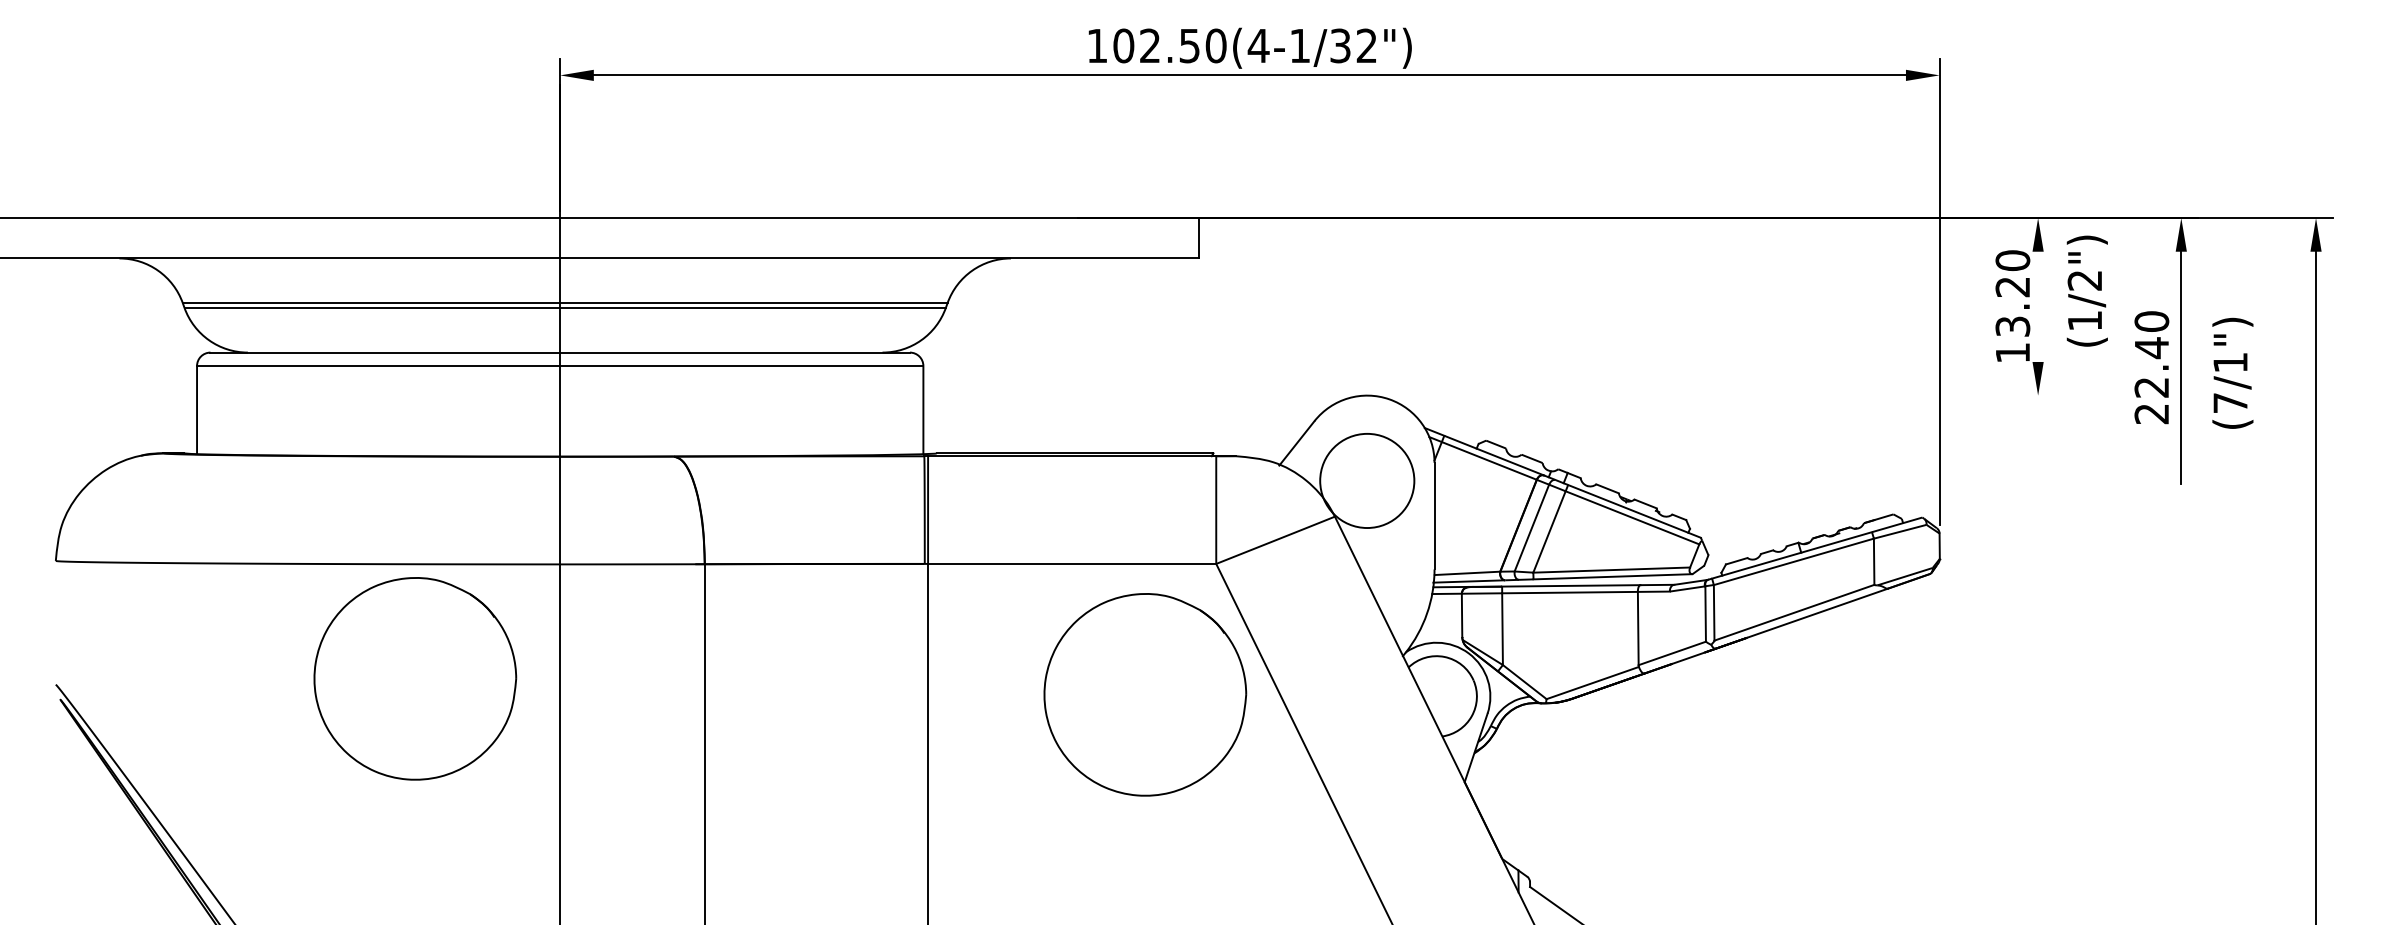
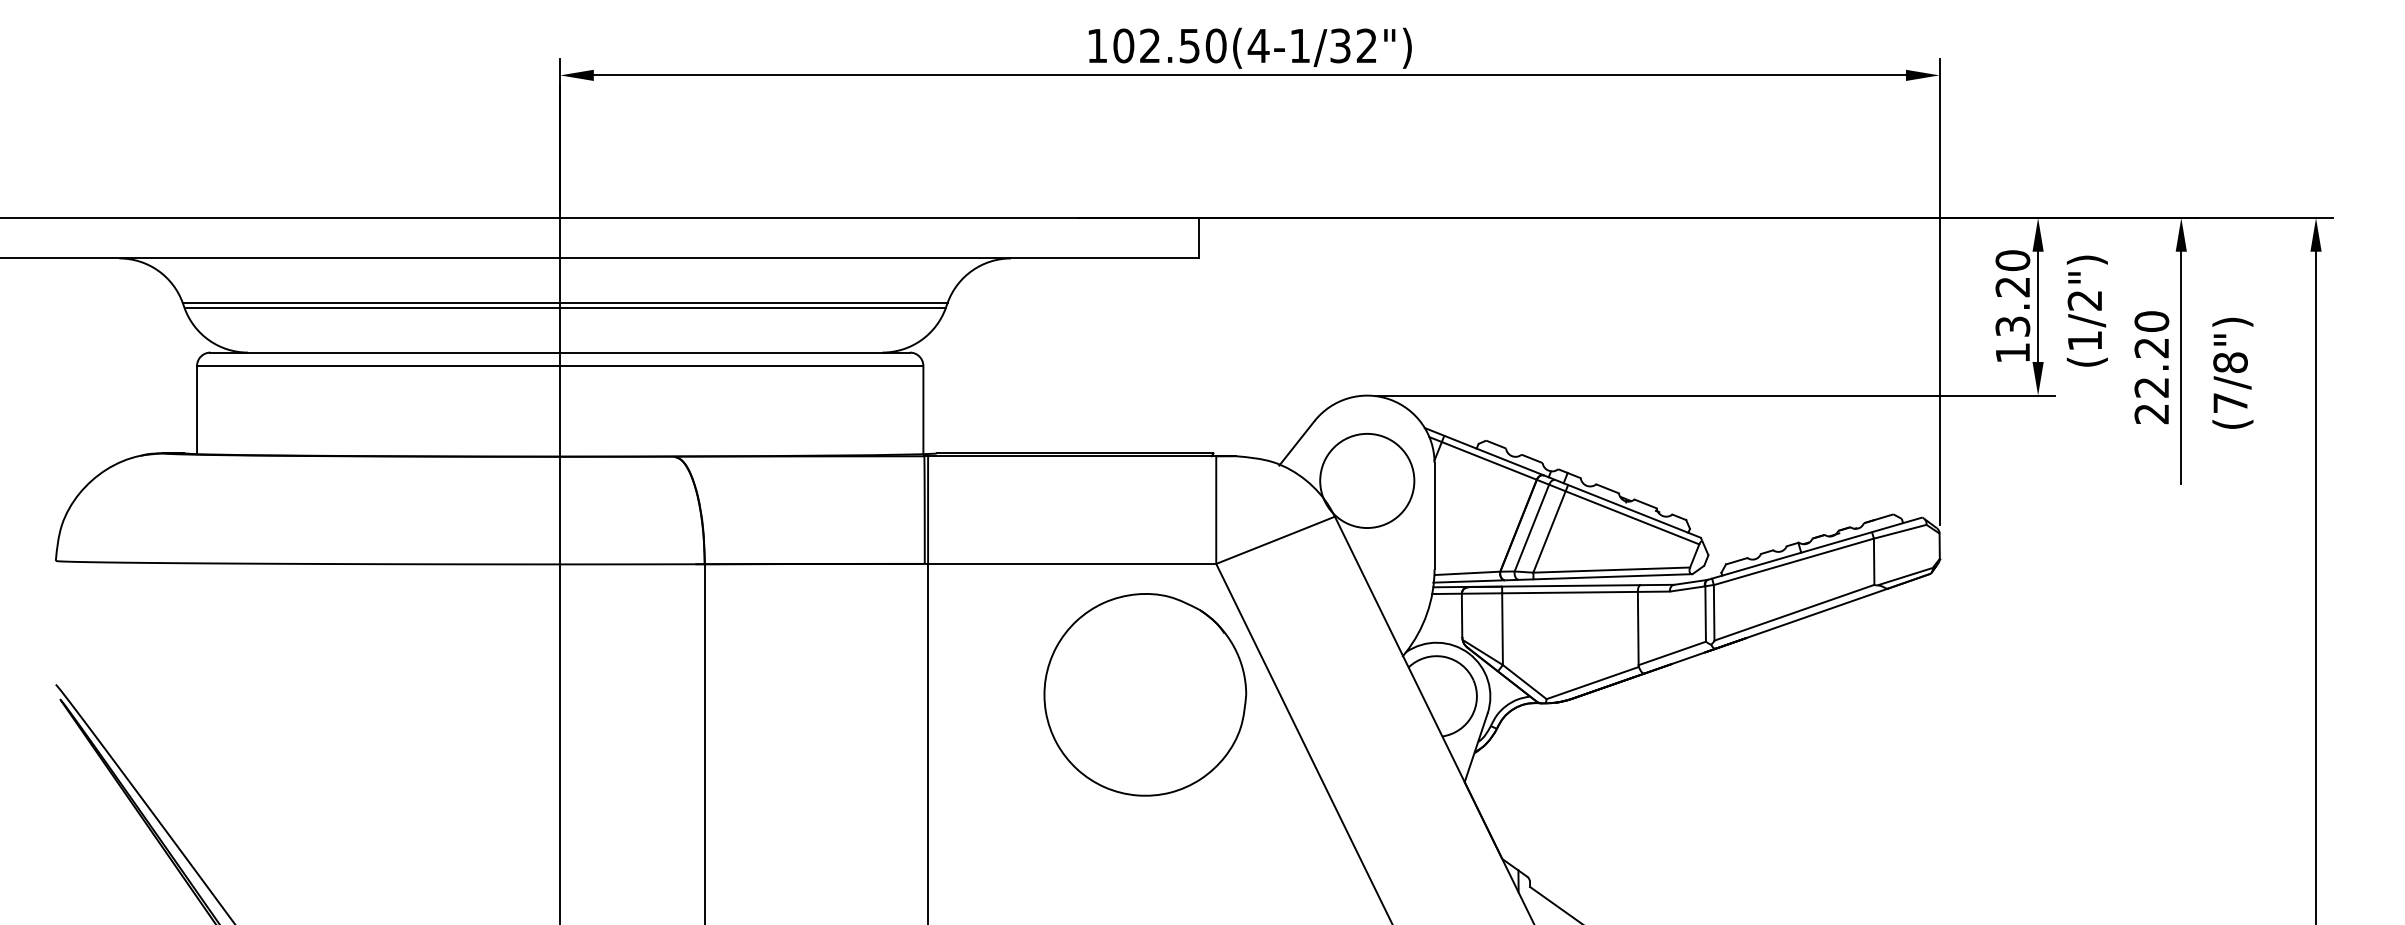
text position: (2086, 290) -> (2086, 310) (2086, 310)
line: none -> present (2038, 306)
text: 22.40 -> 22.20 (2151, 348)
text: (7/1") -> (7/8") (2230, 362)
line: none -> present (1714, 395)
part: present -> none (415, 678)
